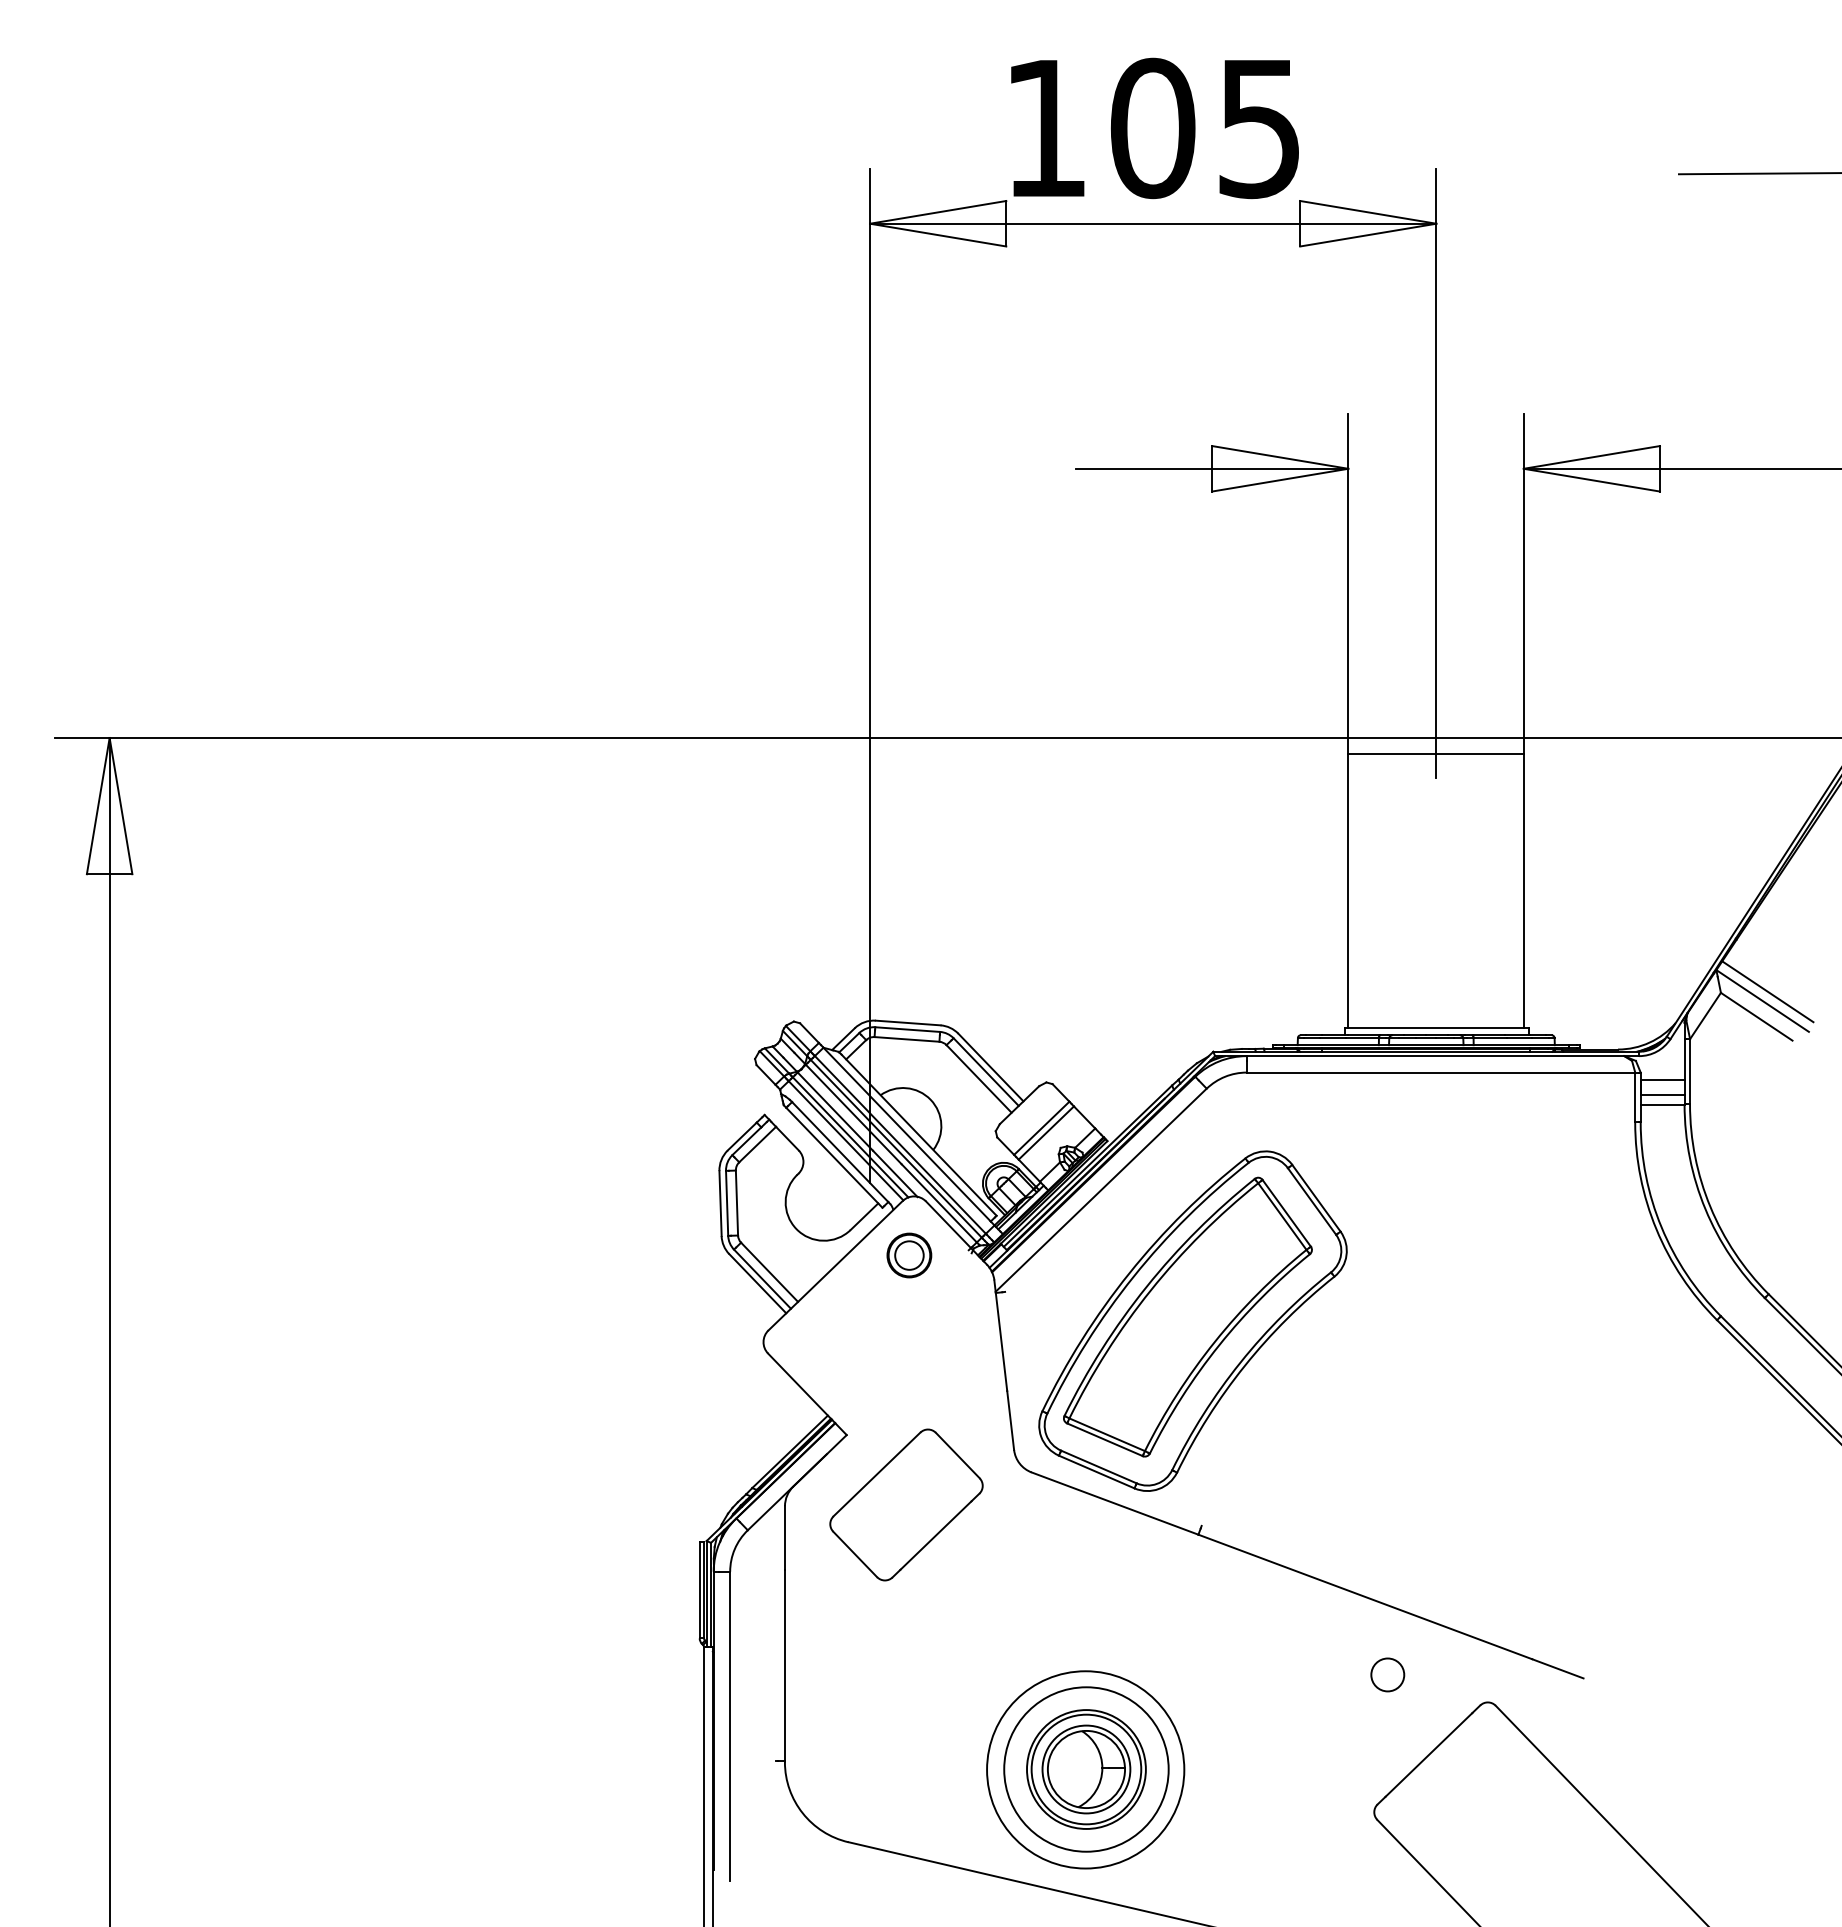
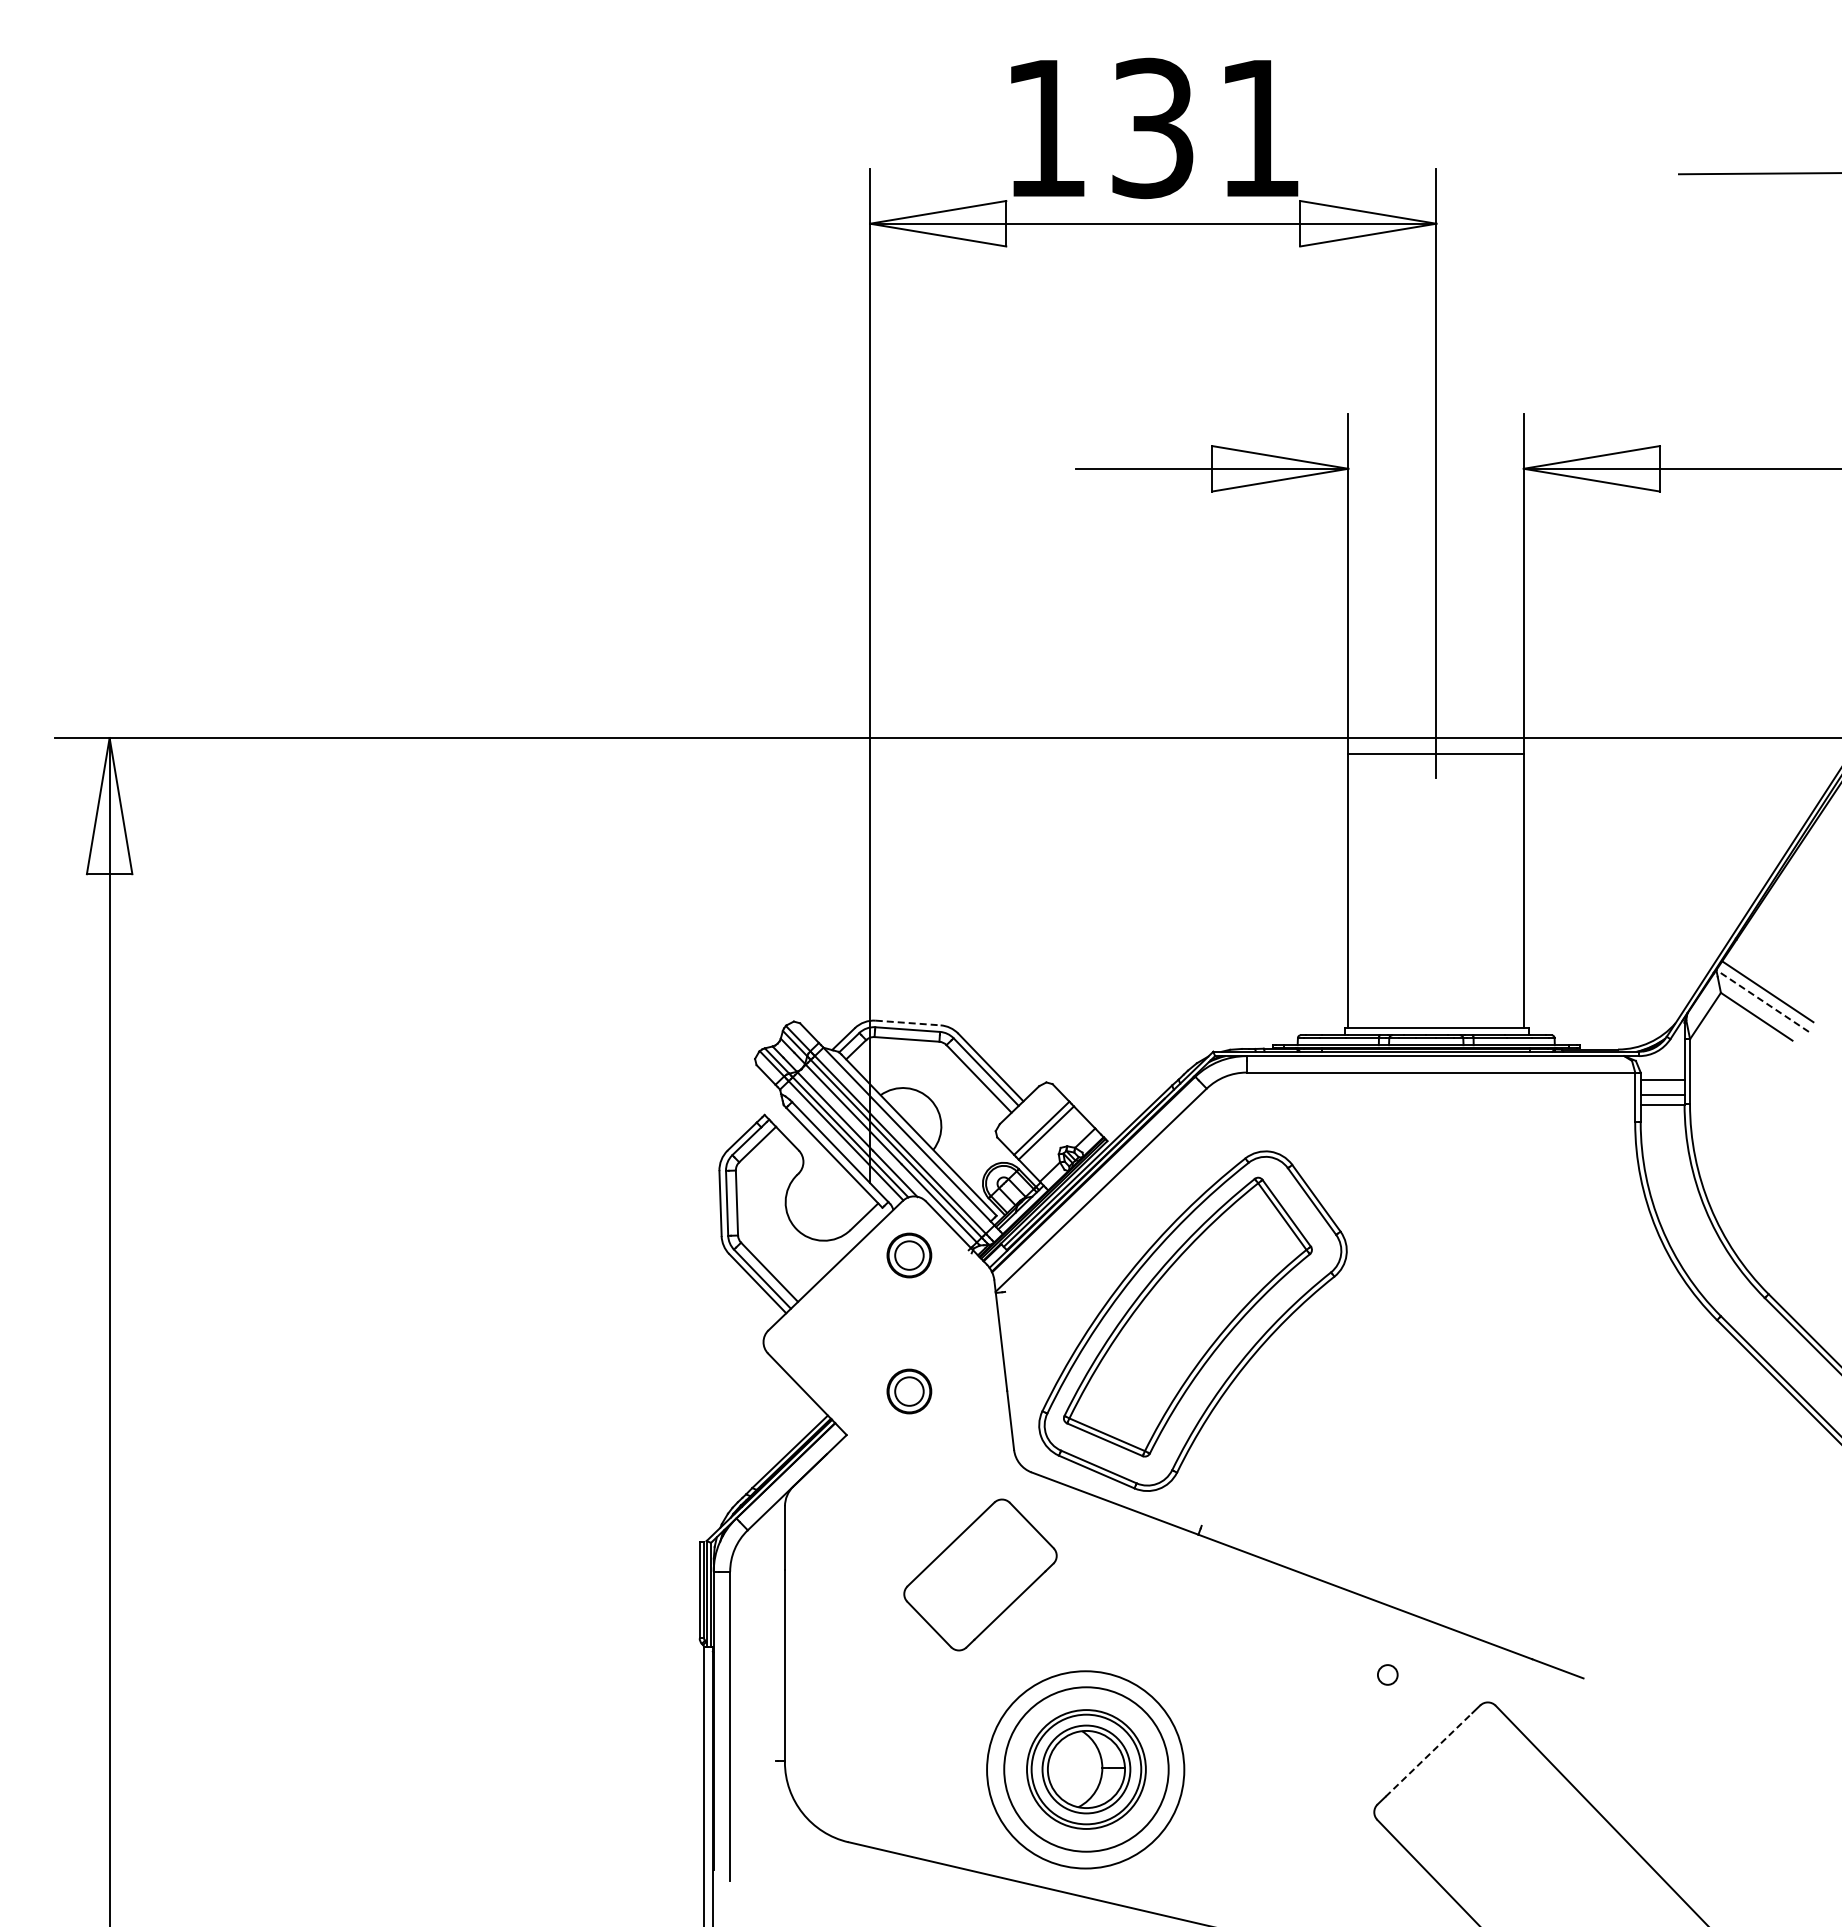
text: 105 -> 131 (1204, 128)
line: solid -> dashed (1762, 1000)
line: solid -> dashed (908, 1023)
part: none -> present (909, 1391)
part position: (906, 1504) -> (980, 1574) (980, 1574)
circle diameter: 33 px -> 20 px (1387, 1674)
line: solid -> dashed (1429, 1754)
